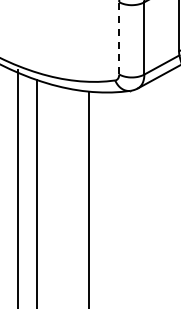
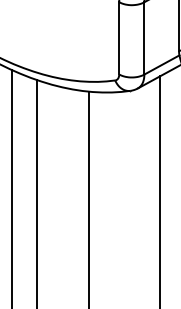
line: dashed -> solid (119, 37)
line position: (18, 187) -> (12, 187) (12, 187)
line: none -> present (160, 190)
